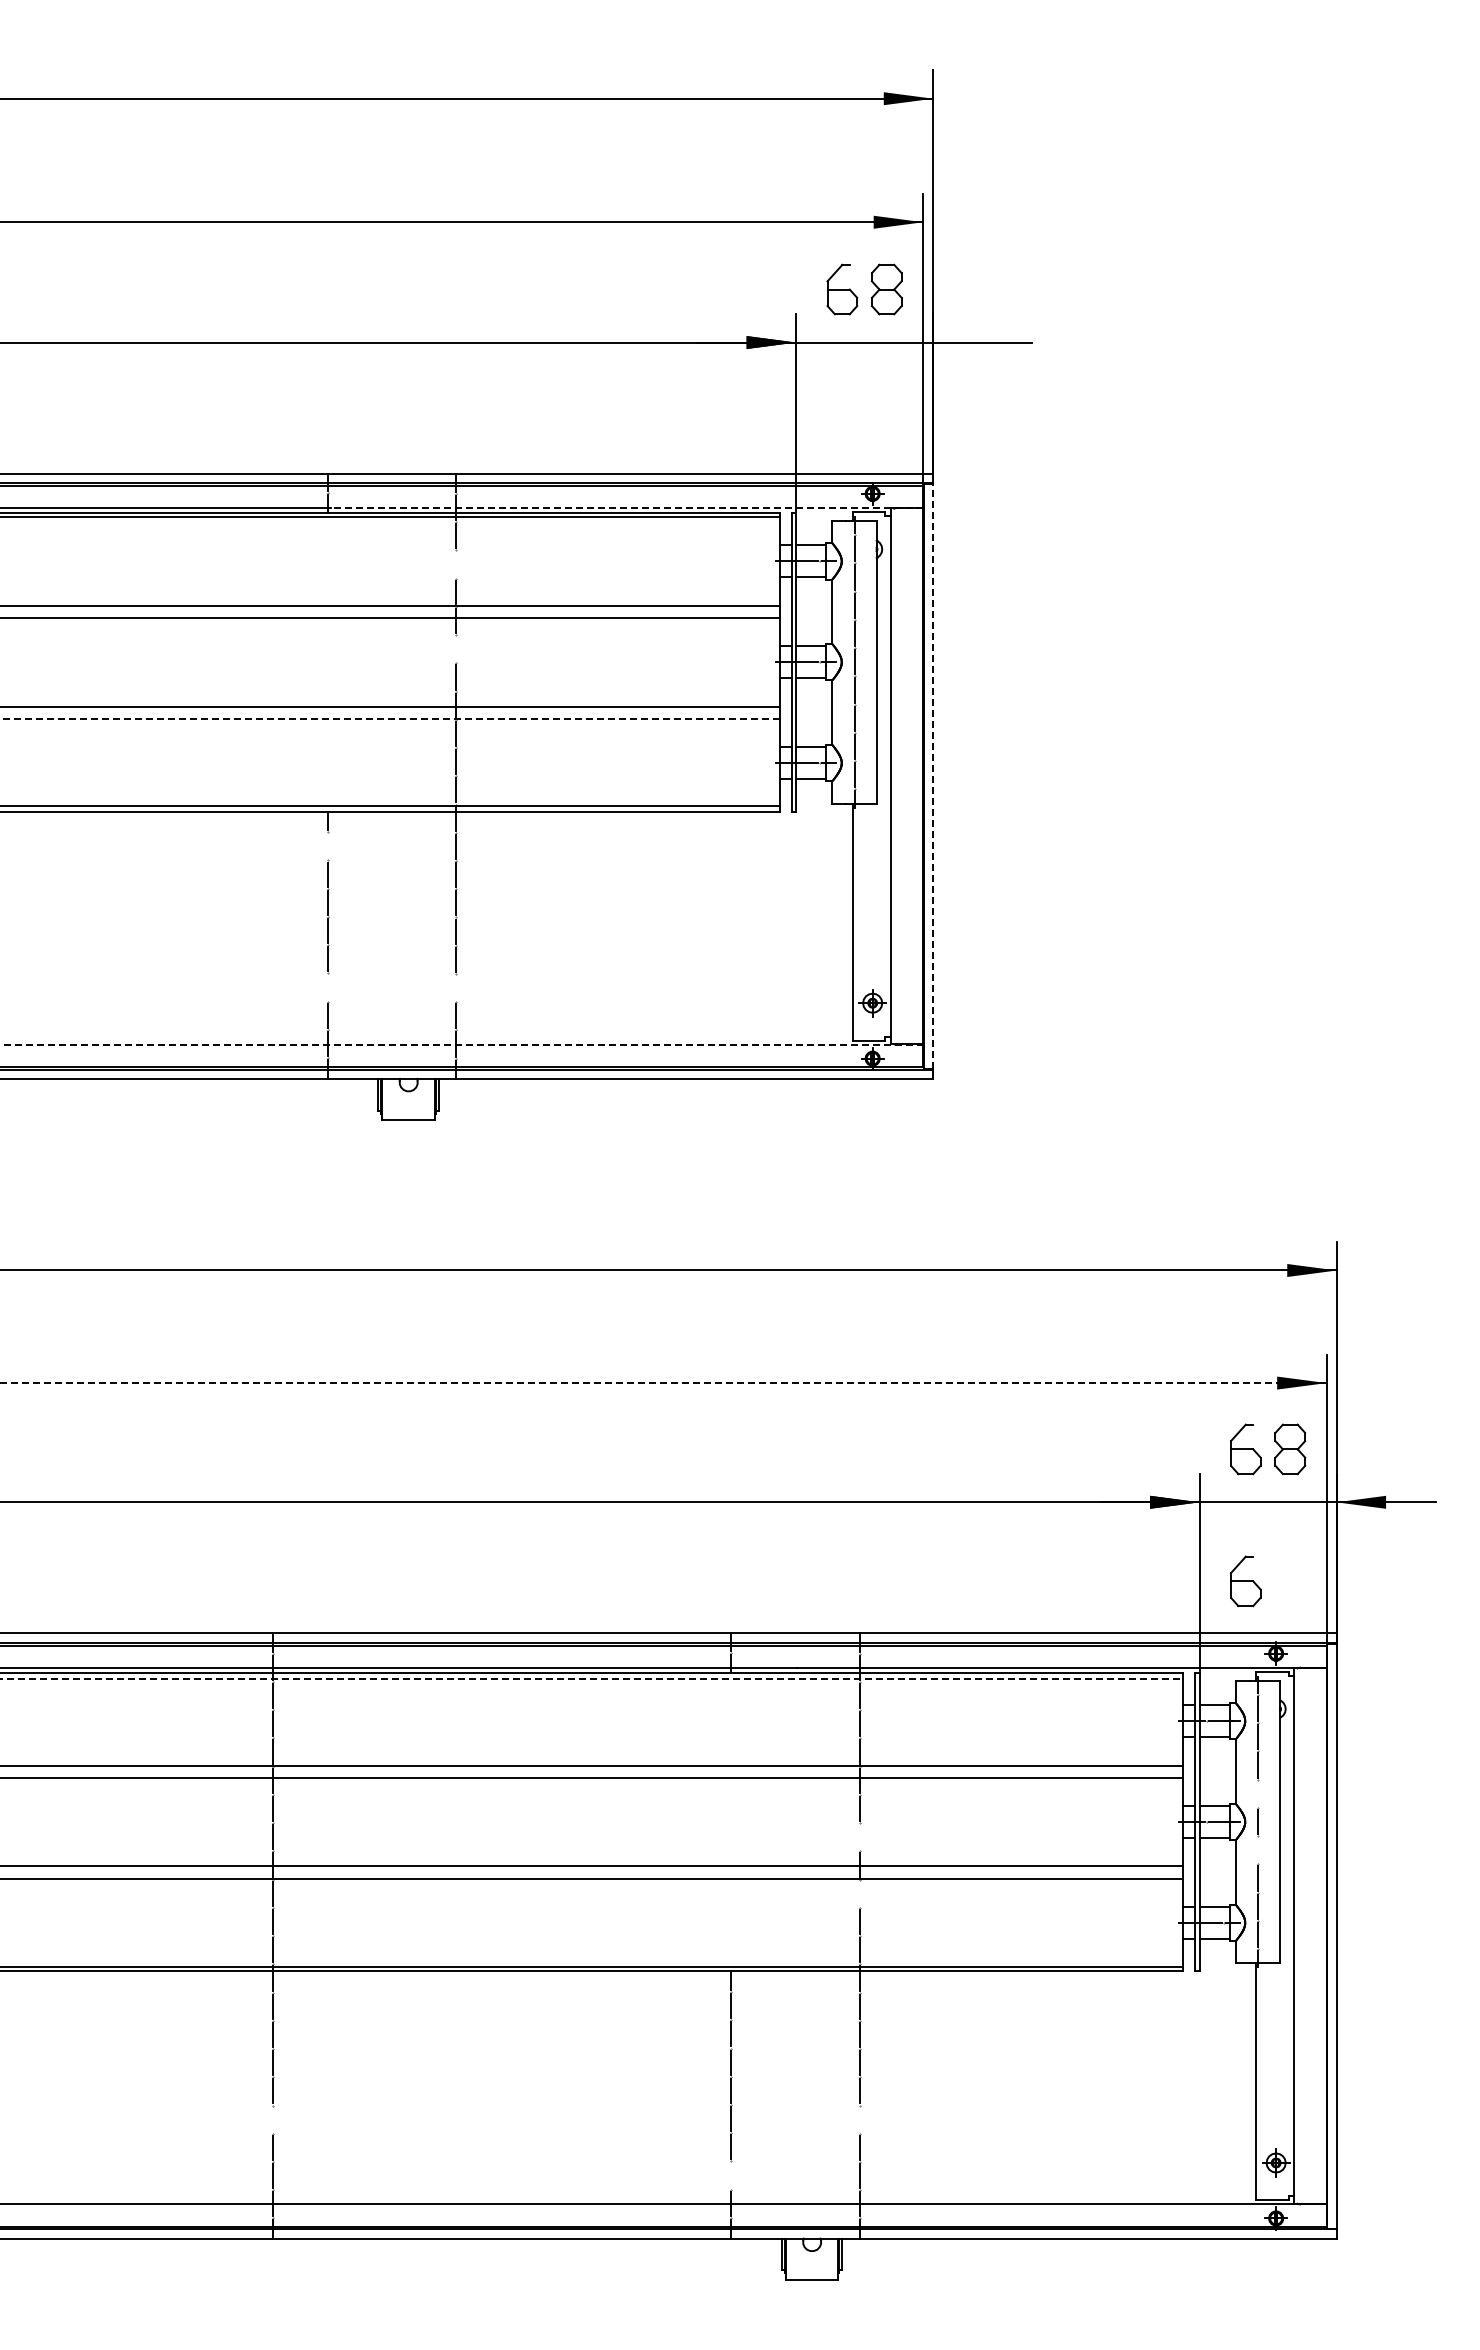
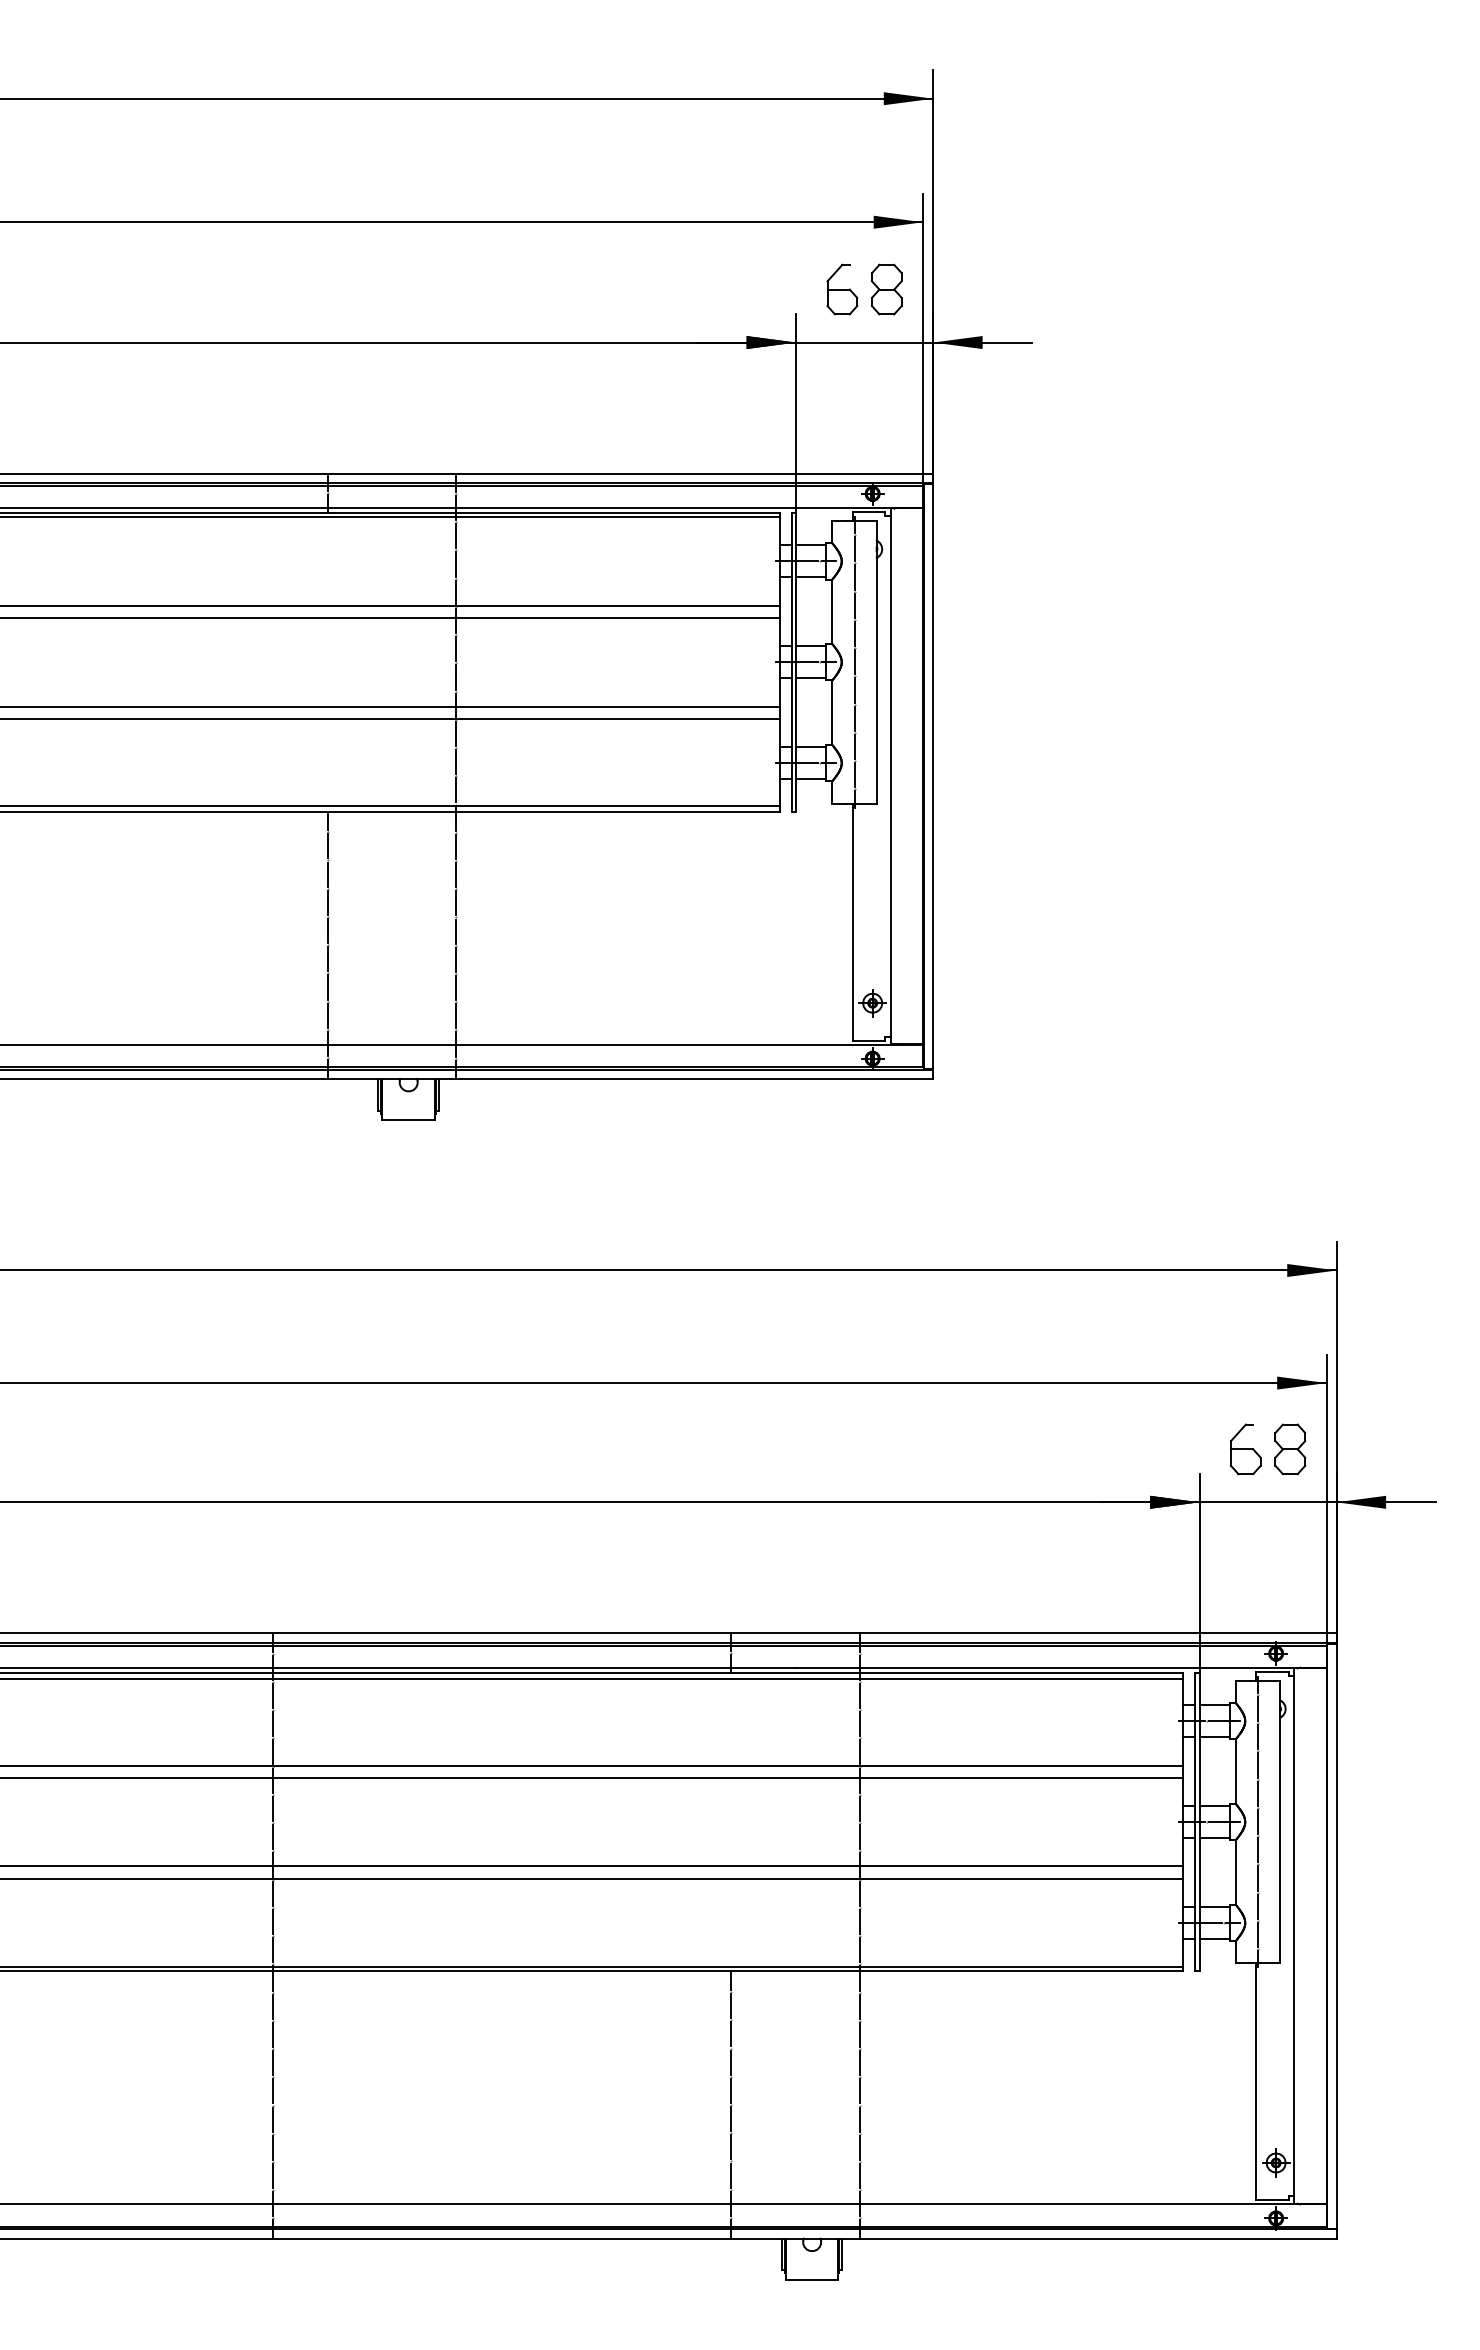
fill: none -> present (957, 342)
line: dashed -> solid (627, 507)
line: none -> present (456, 564)
line: none -> present (456, 649)
line: dashed -> solid (389, 718)
line: dashed -> solid (933, 776)
line: none -> present (328, 846)
line: none -> present (328, 987)
line: none -> present (456, 987)
line: dashed -> solid (461, 1044)
line: dashed -> solid (663, 1383)
part: present -> none (1245, 1581)
line: dashed -> solid (592, 1678)
line: none -> present (1257, 1793)
line: none -> present (859, 1837)
line: none -> present (1257, 1850)
line: none -> present (859, 1893)
line: none -> present (272, 2119)
line: none -> present (859, 2119)
line: none -> present (731, 2175)
